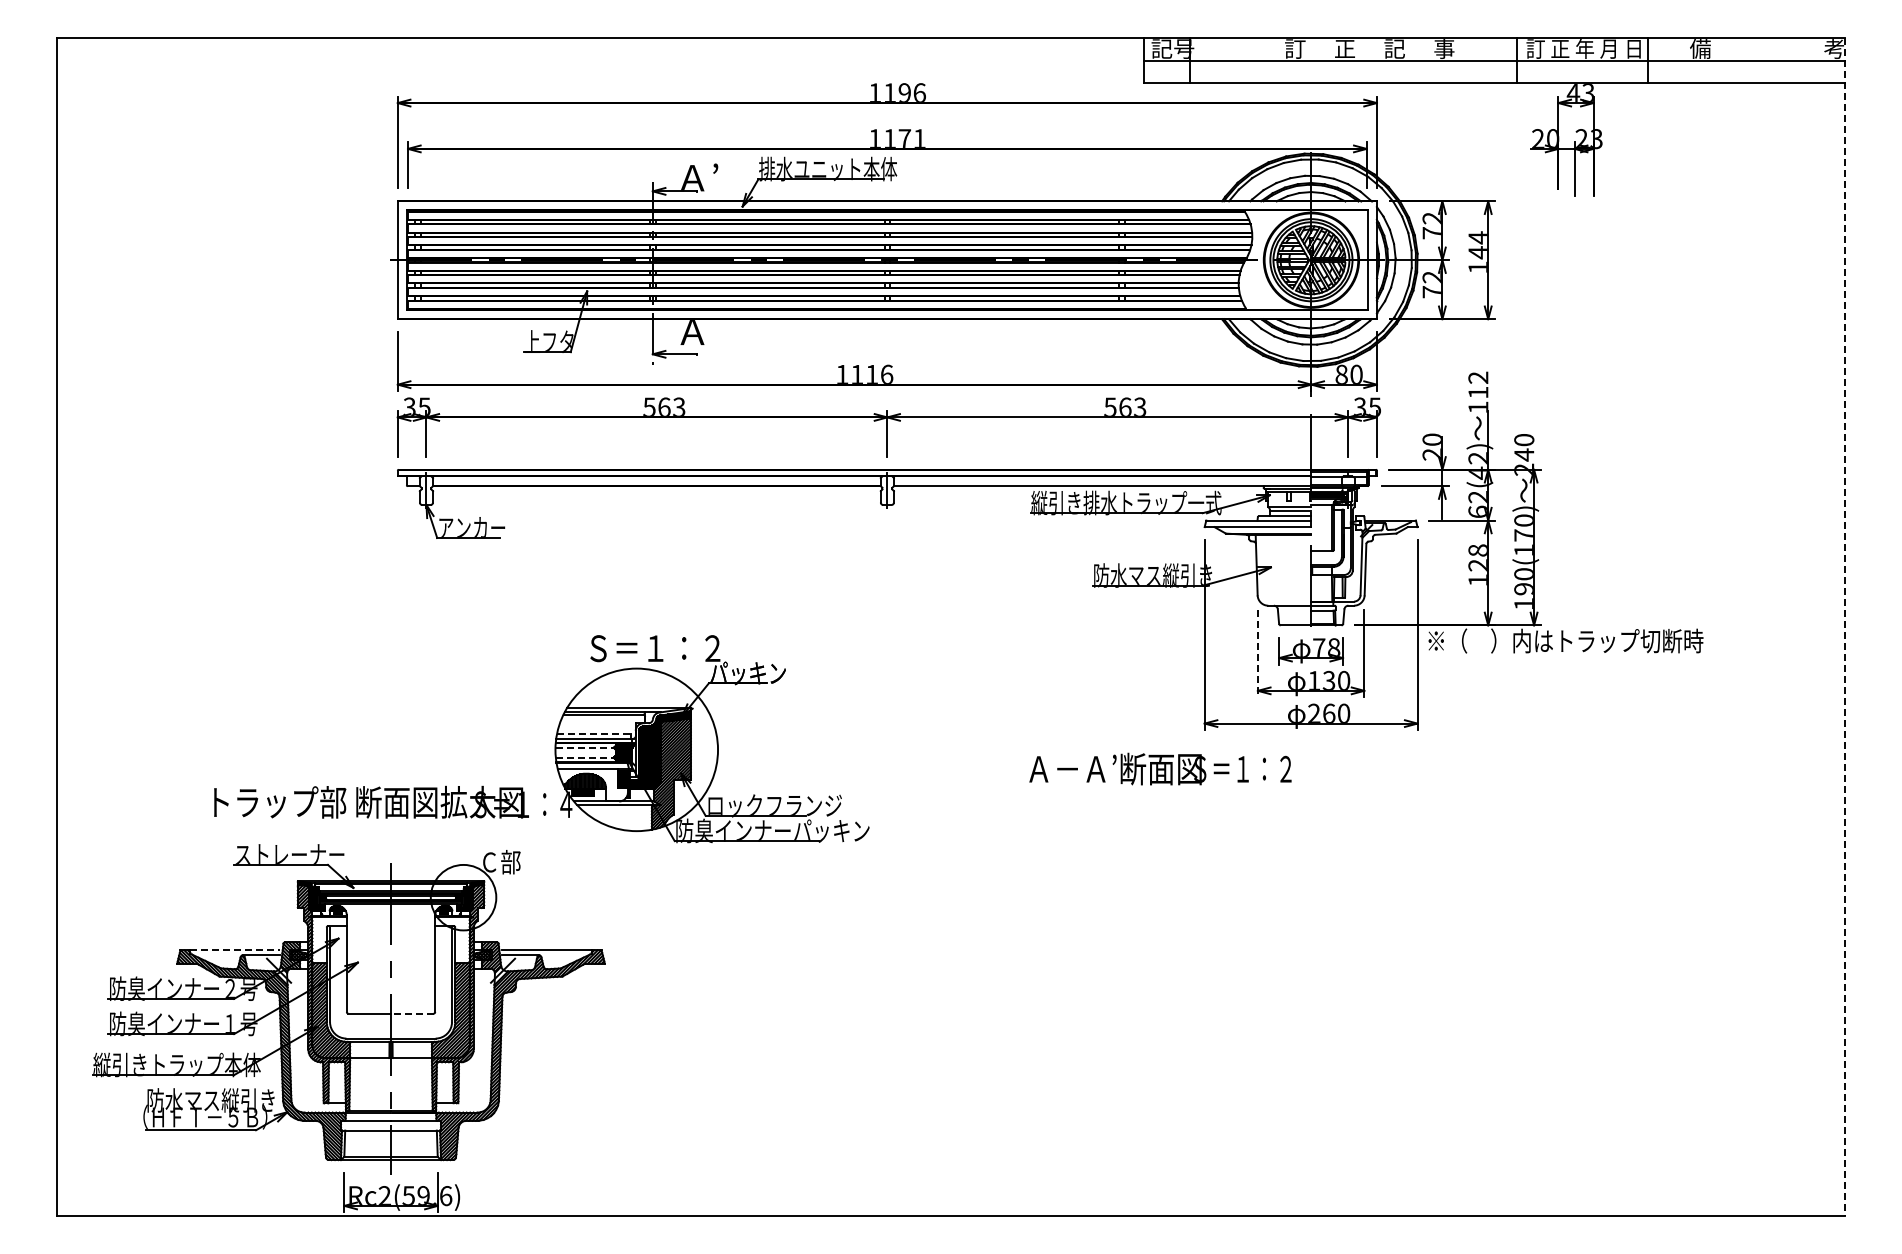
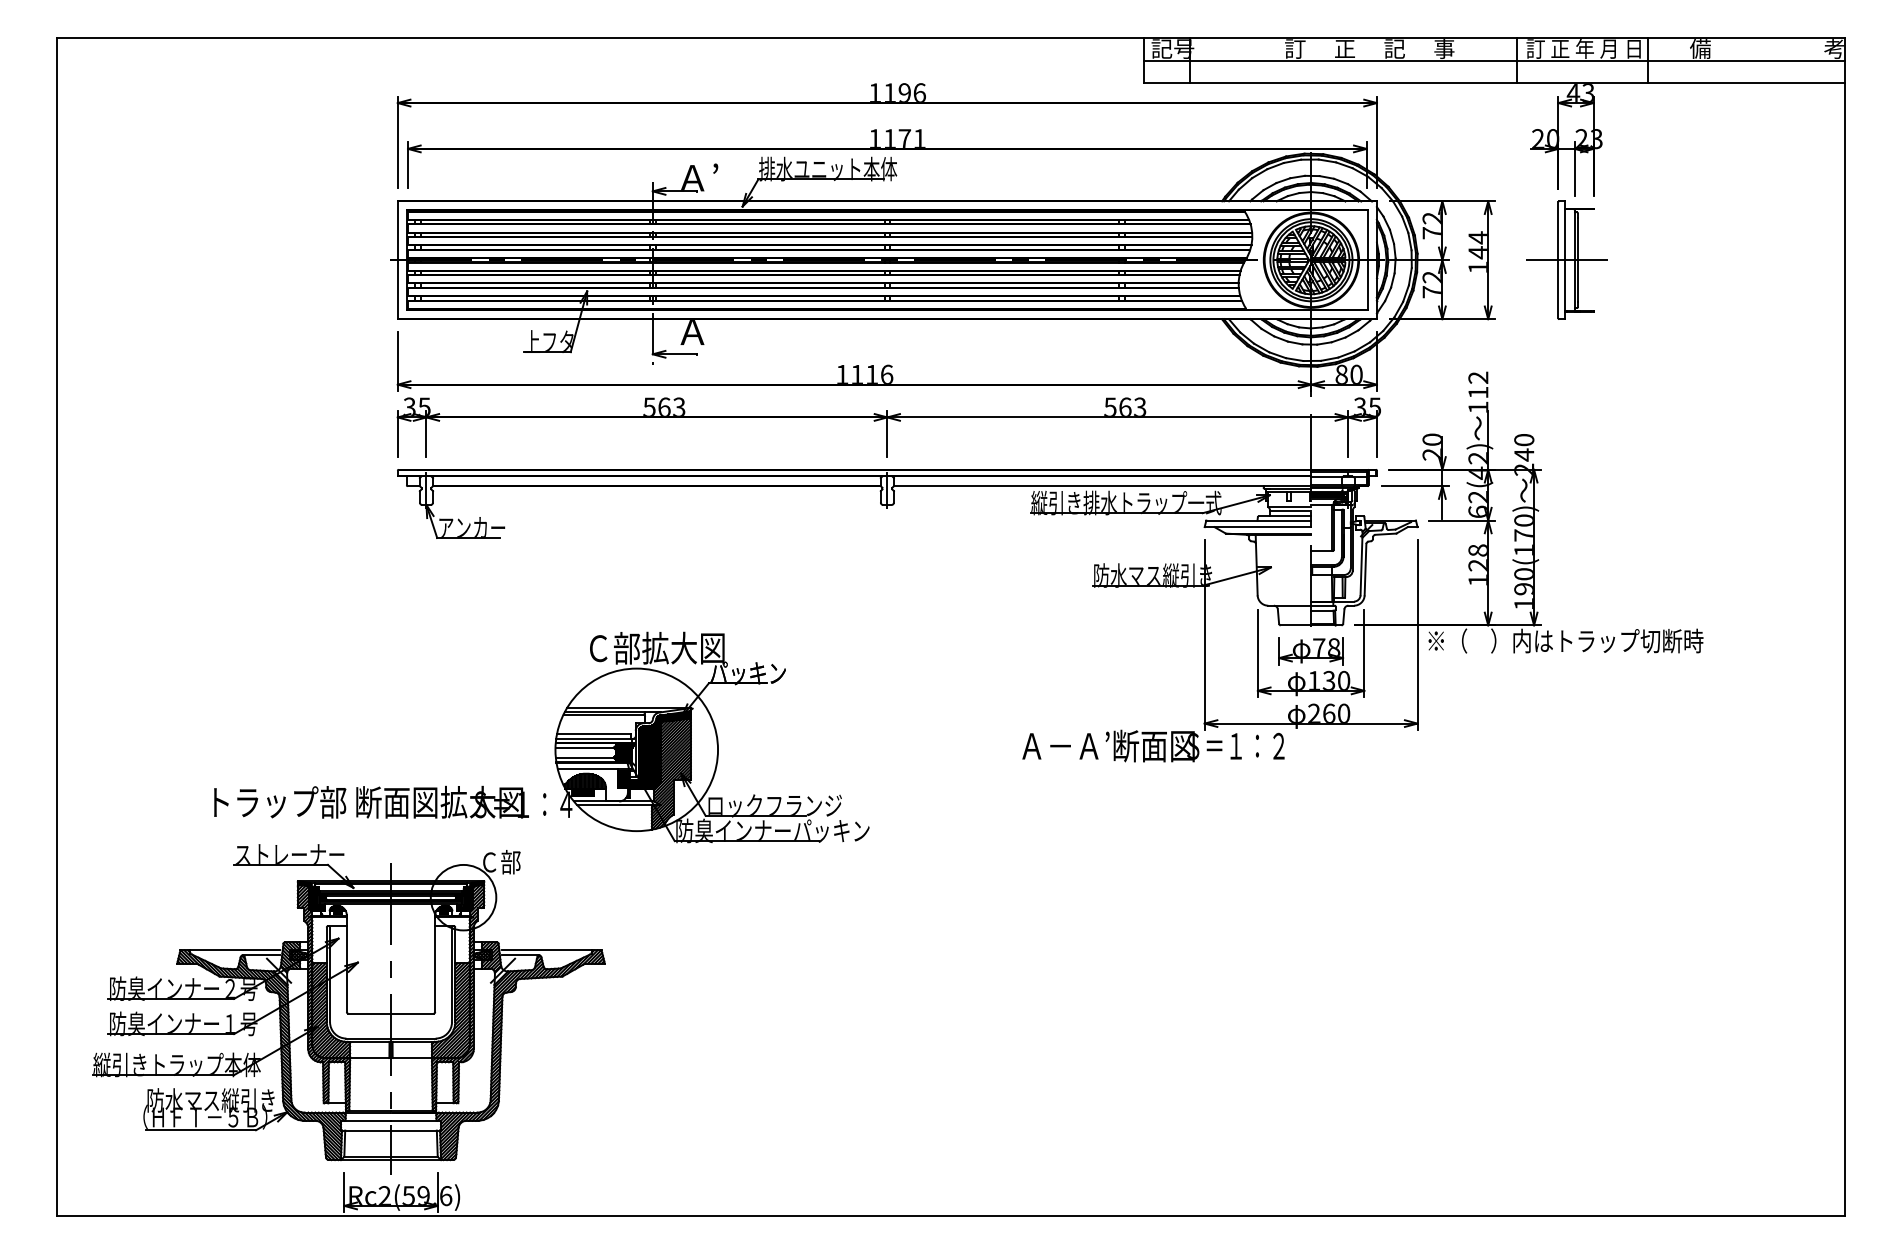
part: none -> present (1566, 259)
line: dashed -> solid (1844, 627)
text: Ｓ＝１：２ -> Ｃ部拡大図 (657, 647)
line: dashed -> solid (1257, 654)
line: dashed -> solid (593, 734)
line: dashed -> solid (585, 747)
line: dashed -> solid (584, 757)
text position: (1160, 768) -> (1153, 745) (1153, 745)
line: dashed -> solid (235, 950)
line: dashed -> solid (411, 1013)
